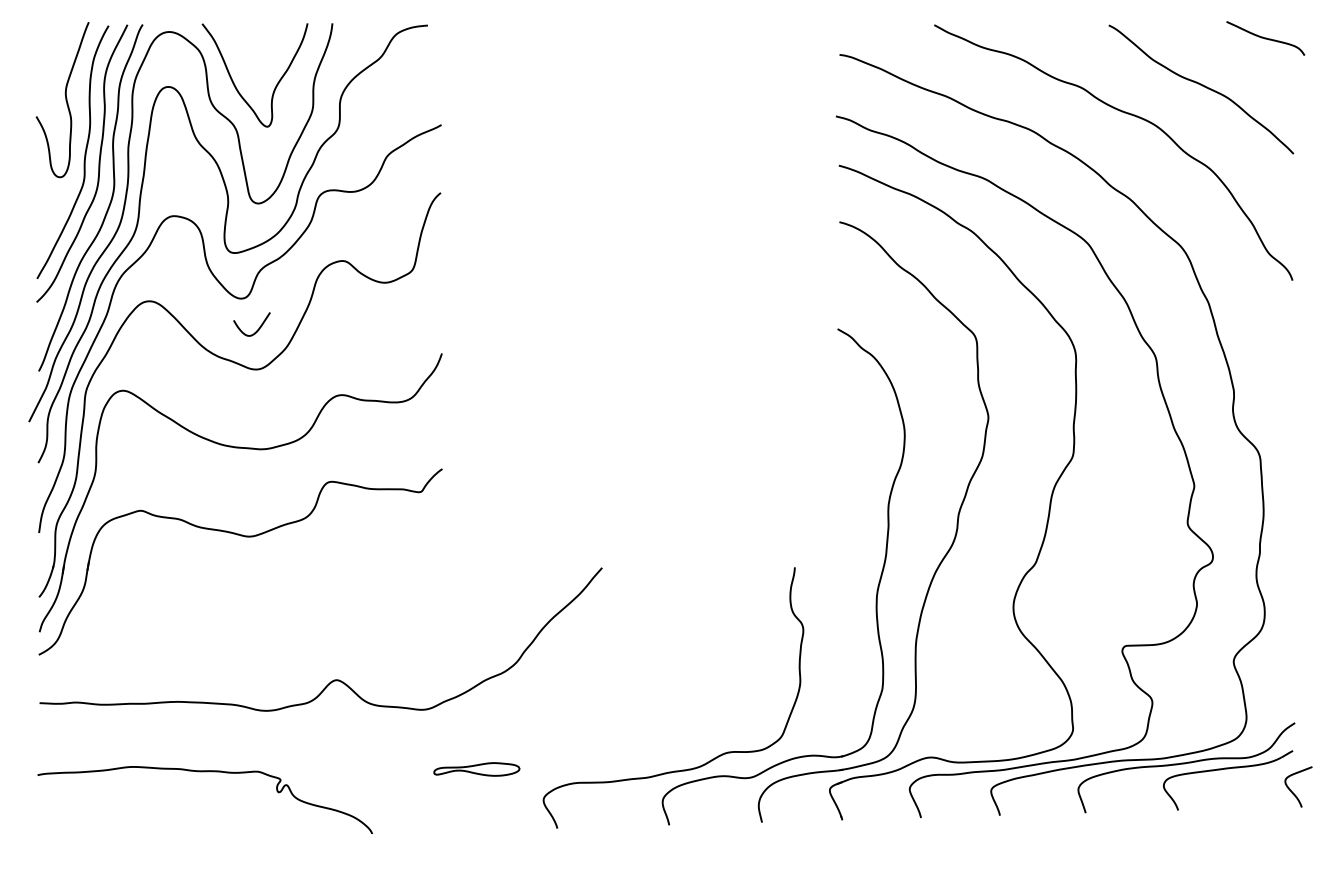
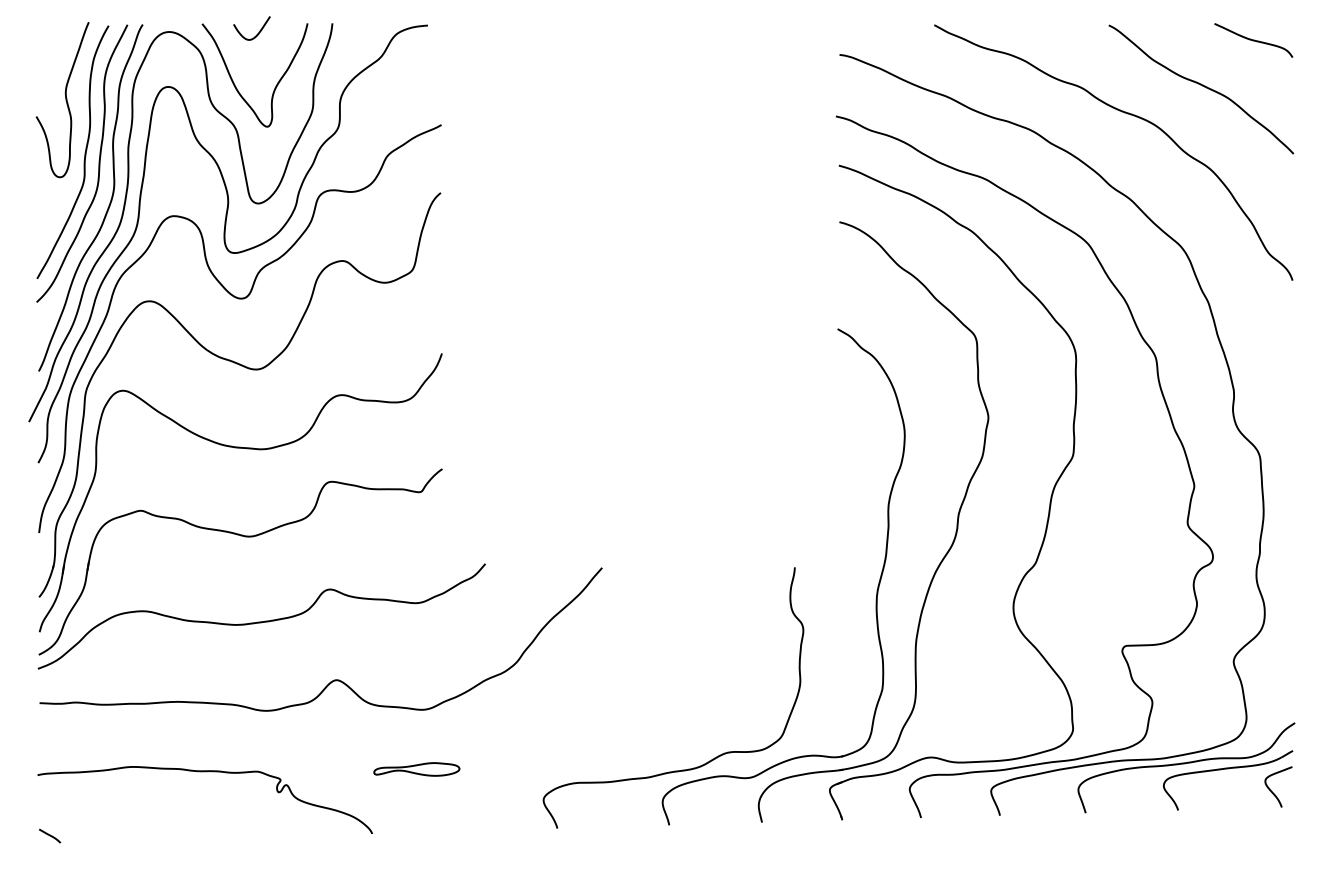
curve position: (1265, 38) -> (1253, 40) (1253, 40)
curve position: (257, 329) -> (257, 33) (257, 33)
curve: none -> present (261, 621)
part position: (476, 769) -> (416, 769) (416, 769)
curve position: (1292, 791) -> (1272, 791) (1272, 791)
line: none -> present (50, 835)
